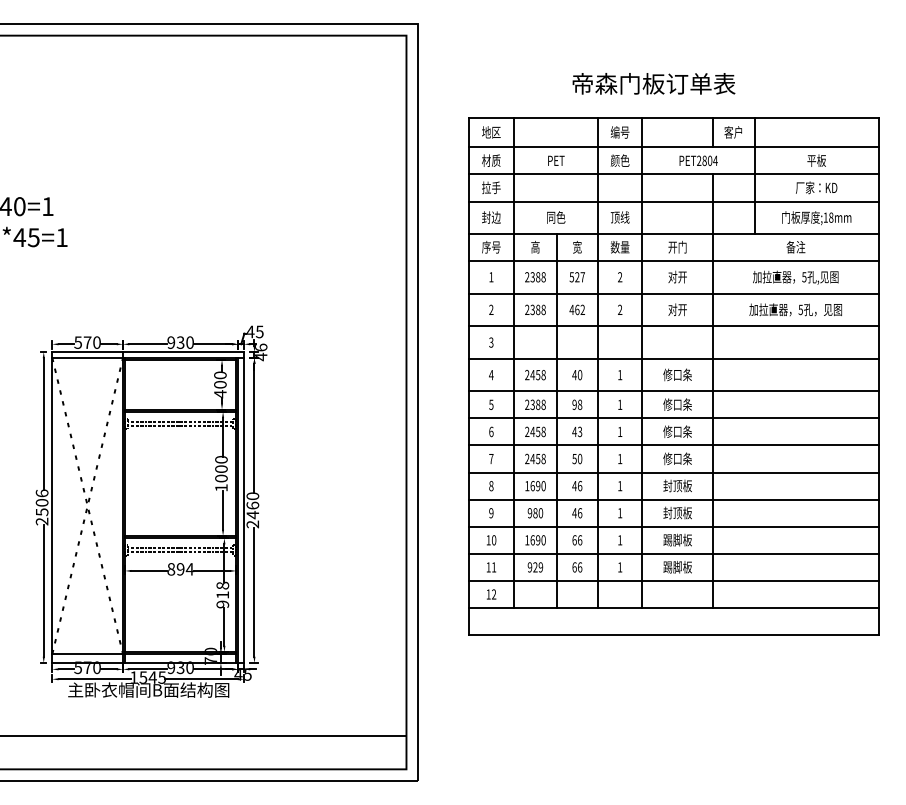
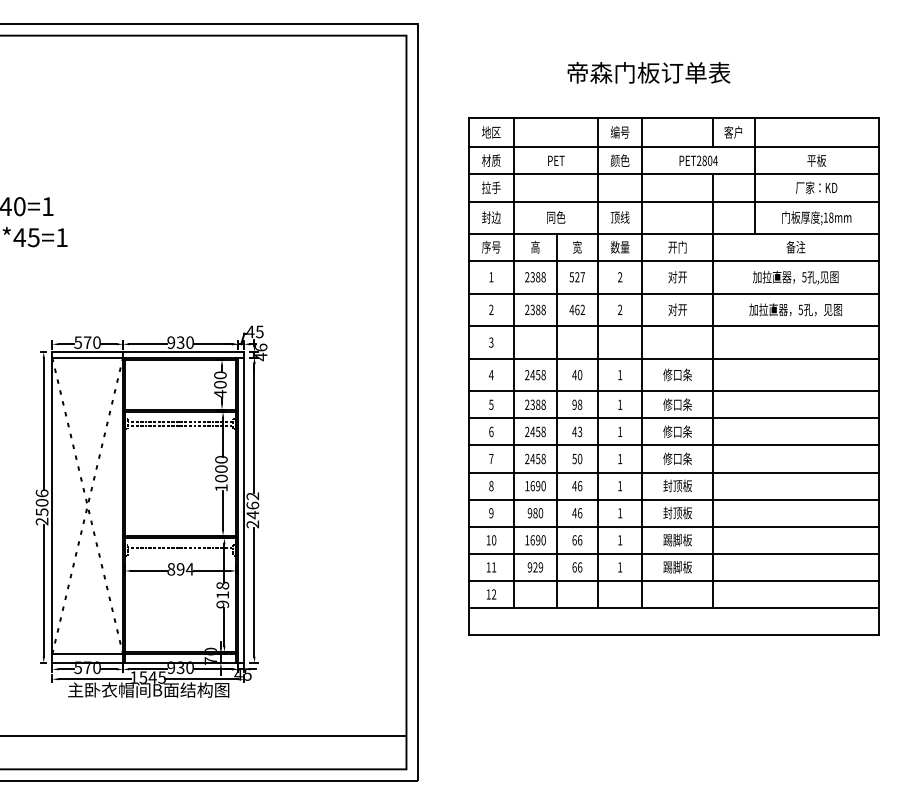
text position: (653, 83) -> (648, 72) (648, 72)
text: 2460 -> 2462 (252, 496)
line: present -> none (180, 552)
